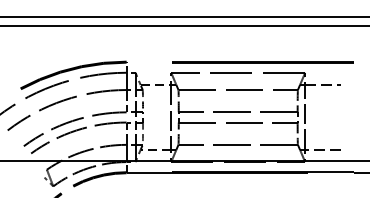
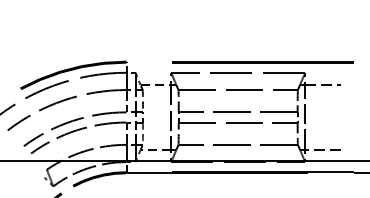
line: present -> none (184, 16)
line: present -> none (184, 25)
